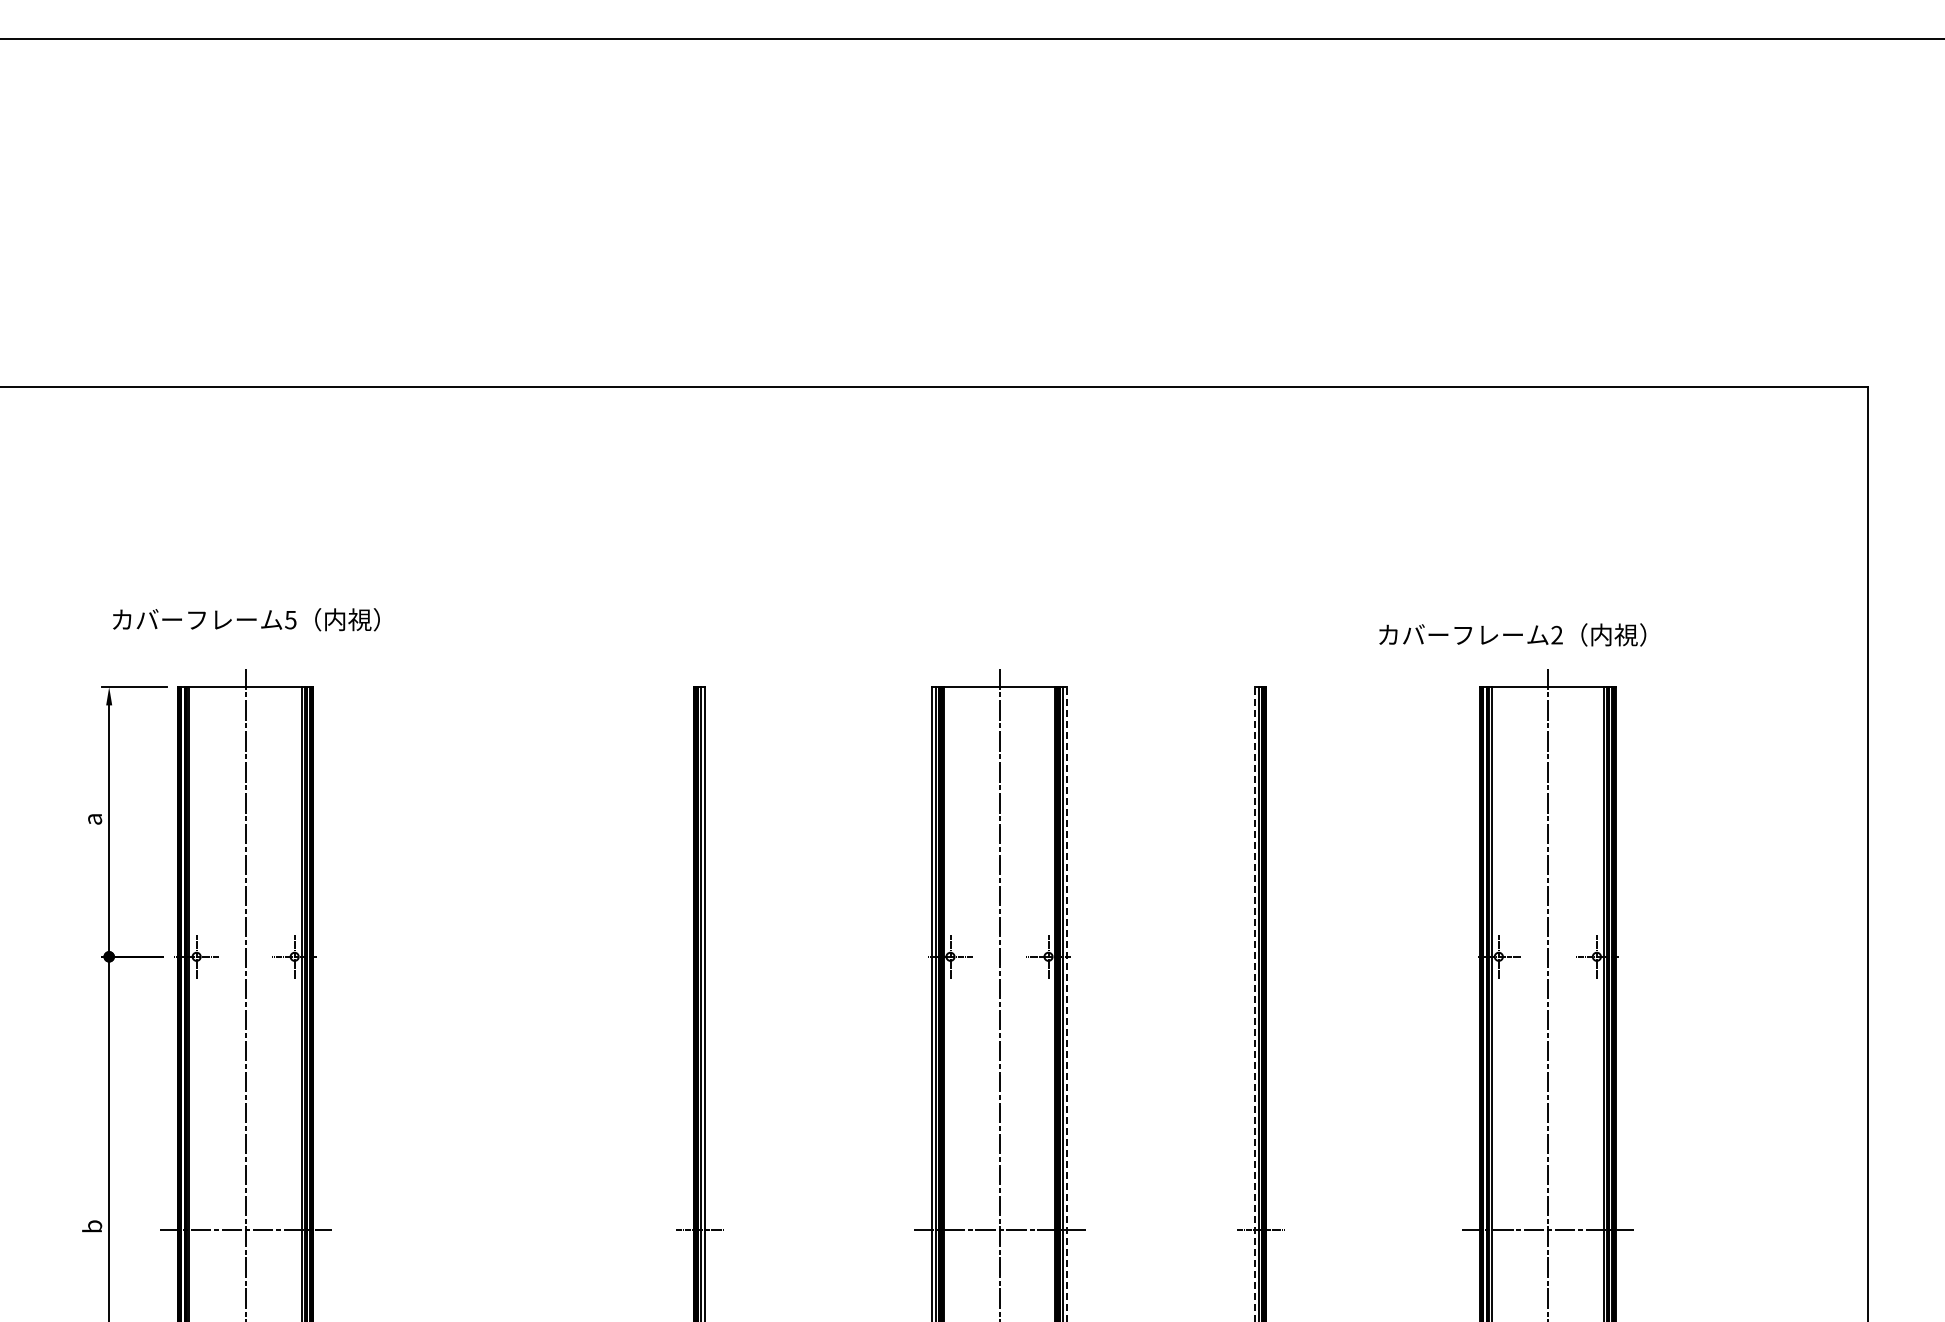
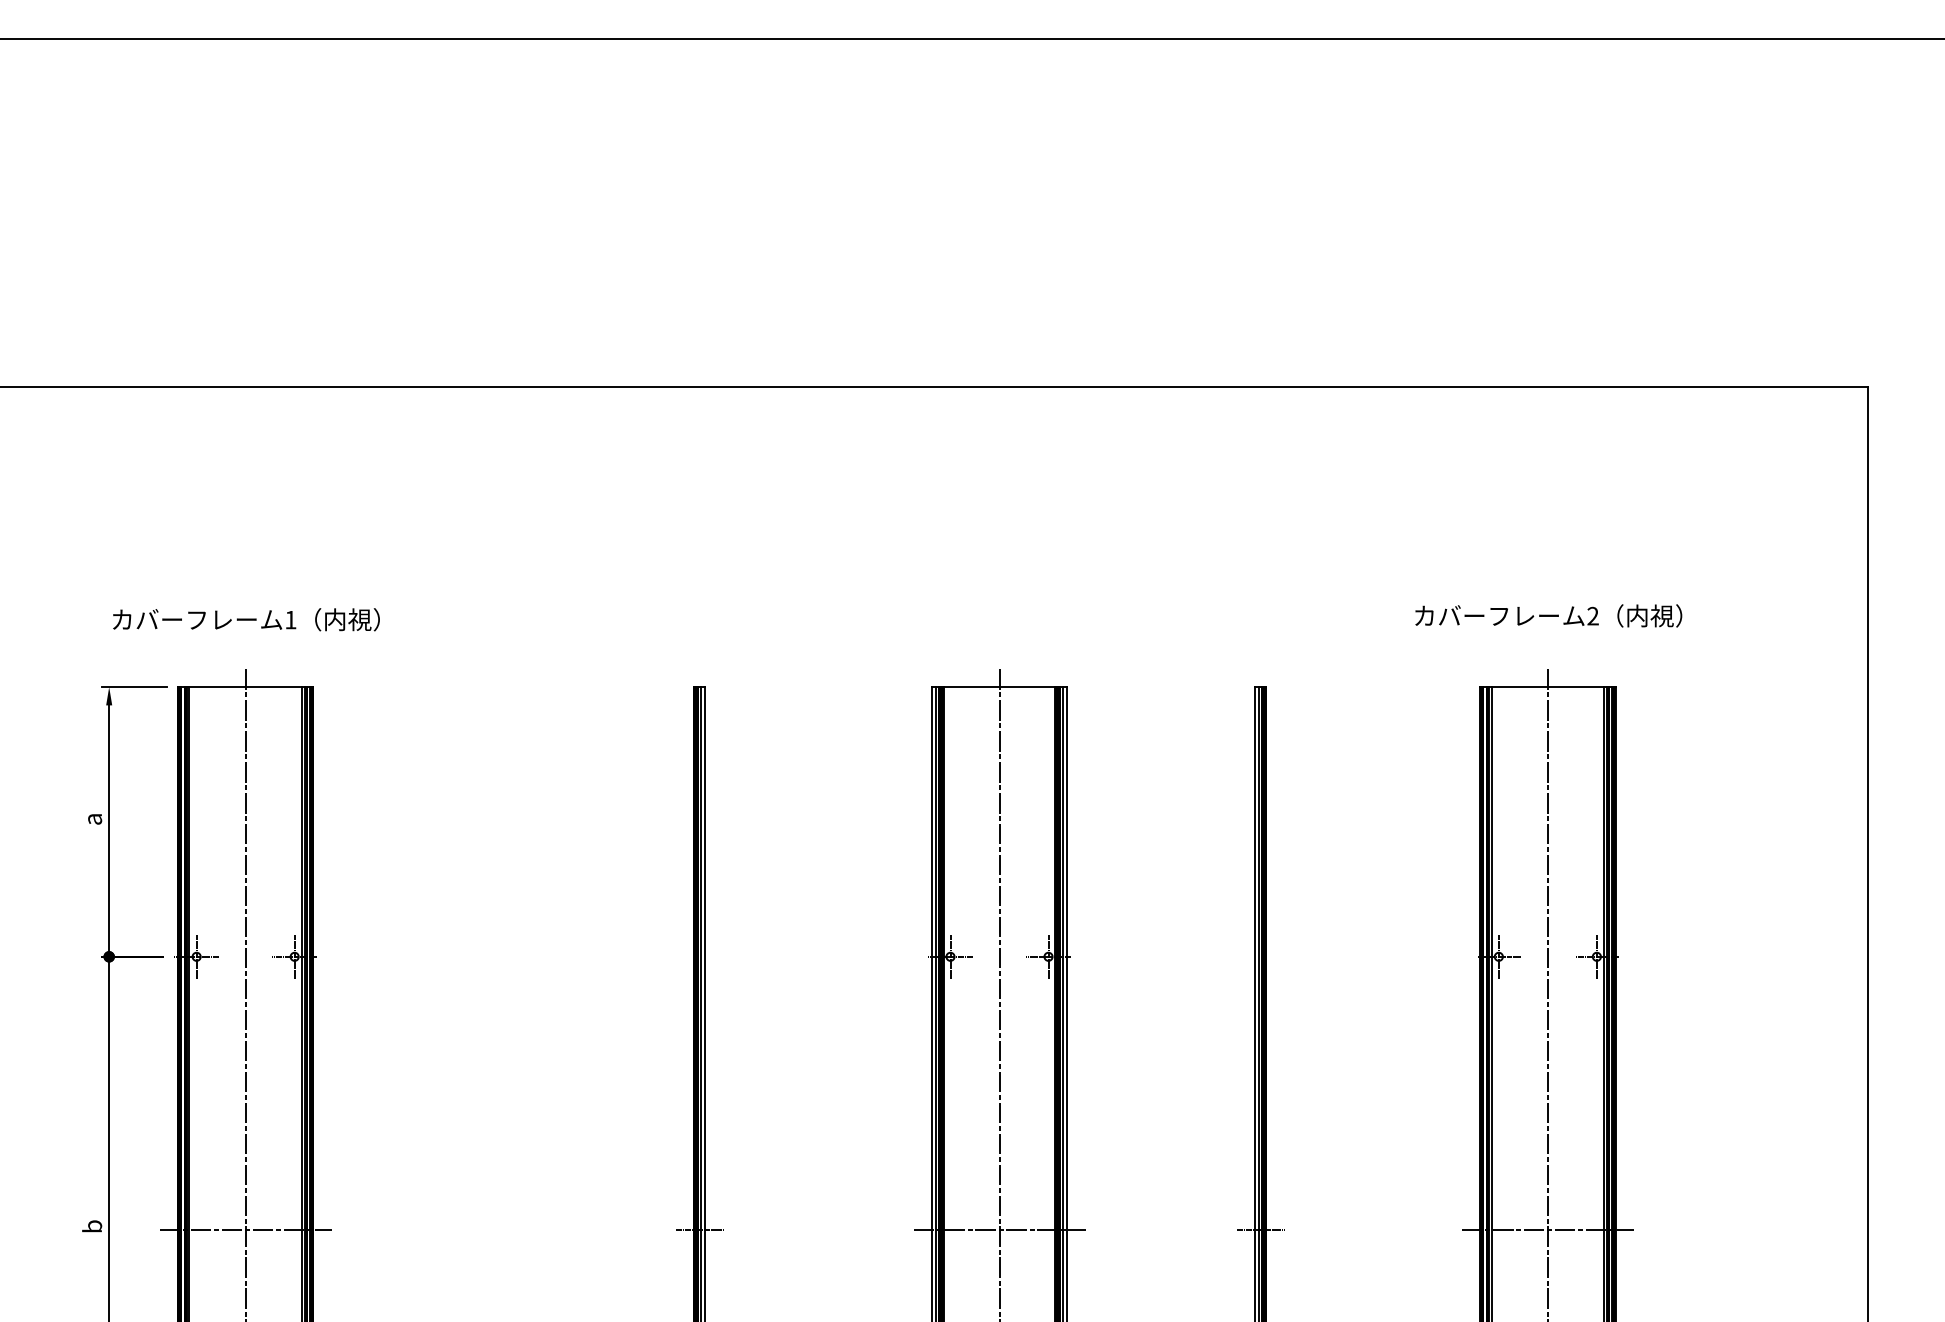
text: 5 -> 1 (290, 620)
text position: (1512, 634) -> (1548, 615) (1548, 615)
line: dashed -> solid (1067, 1004)
line: dashed -> solid (1254, 1004)
